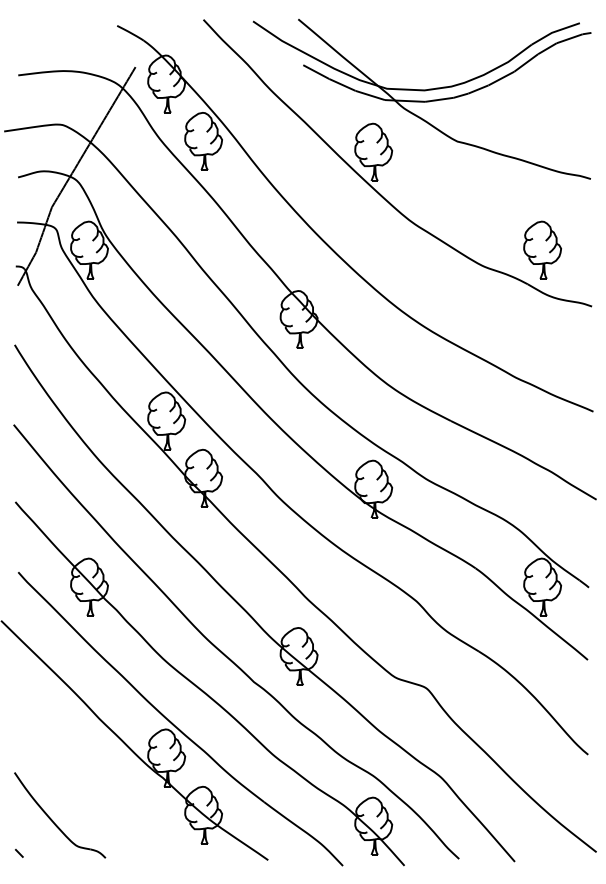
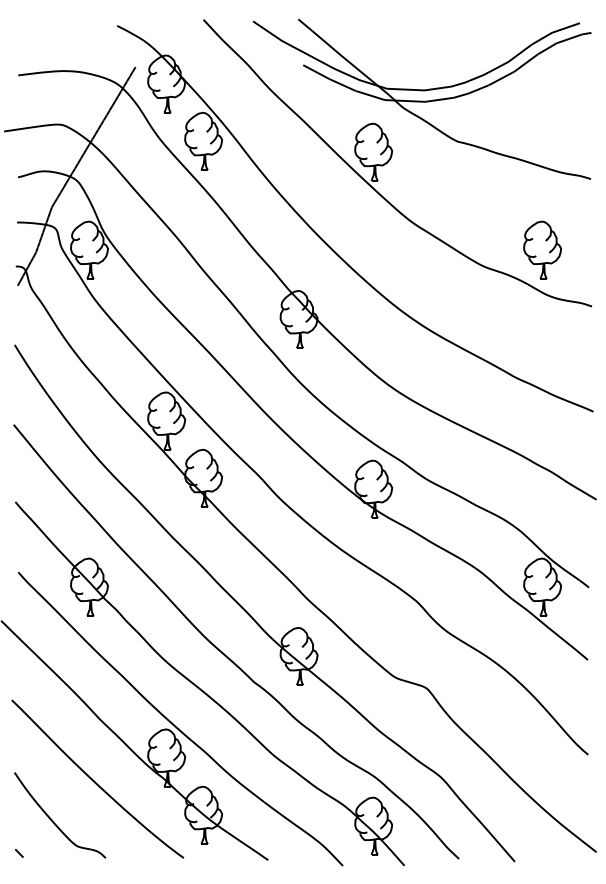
curve: none -> present (94, 780)
